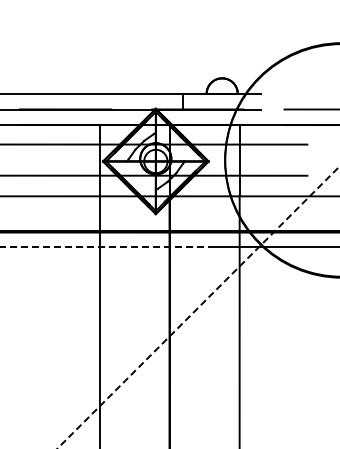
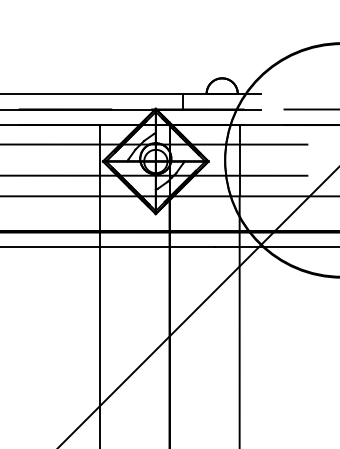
line: dashed -> solid (107, 246)
line: dashed -> solid (199, 307)
